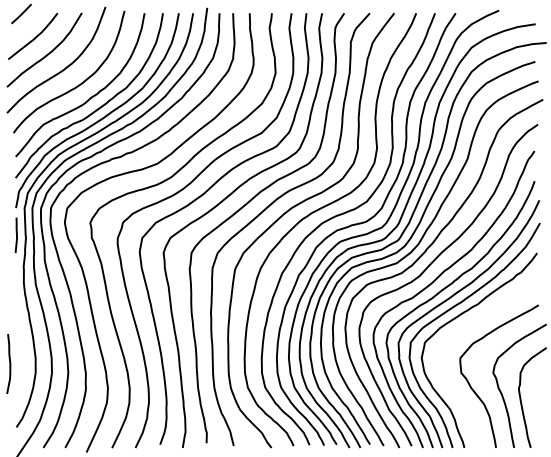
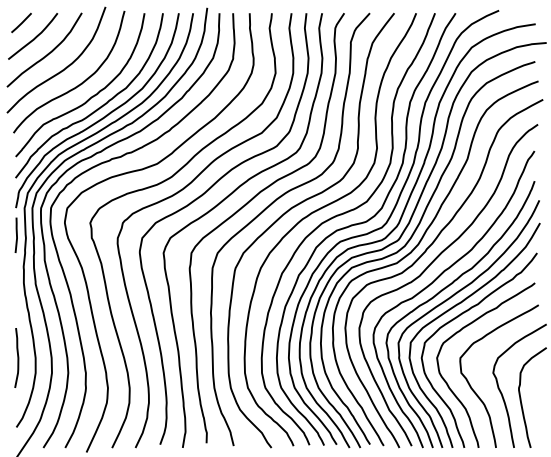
line position: (21, 13) -> (21, 22) (21, 22)
curve: none -> present (459, 332)
curve position: (9, 363) -> (17, 357) (17, 357)
